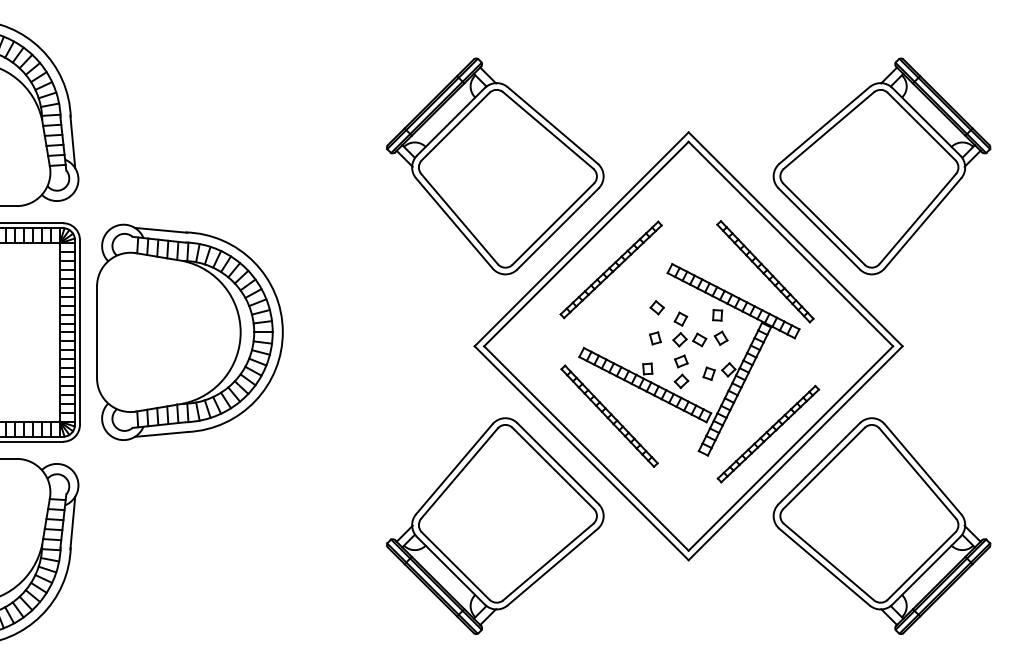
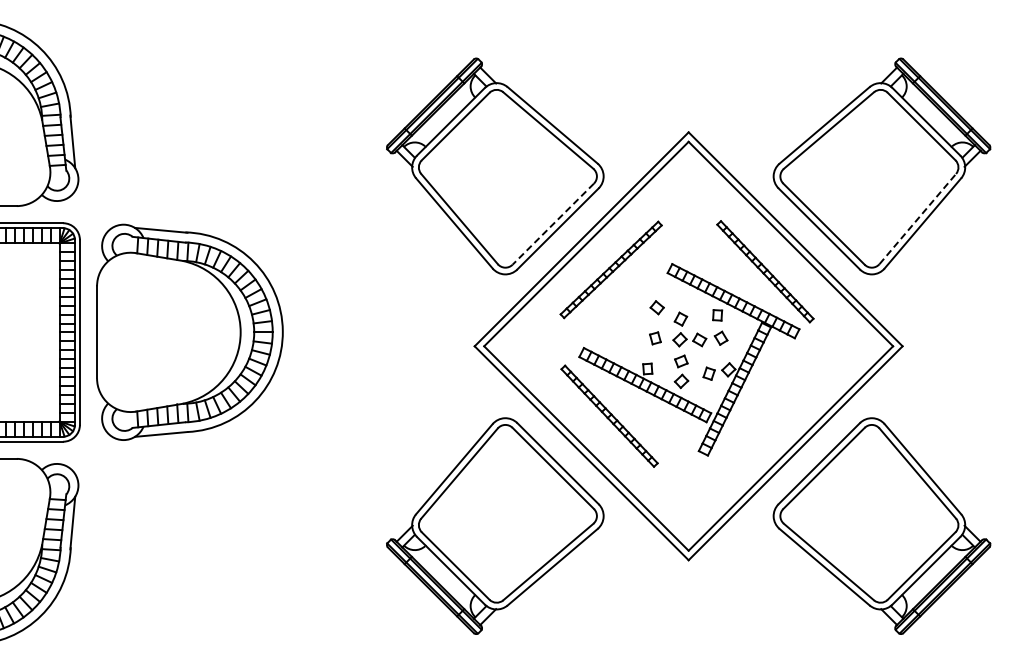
line: solid -> dashed (918, 218)
line: solid -> dashed (552, 224)
part: present -> none (768, 433)
